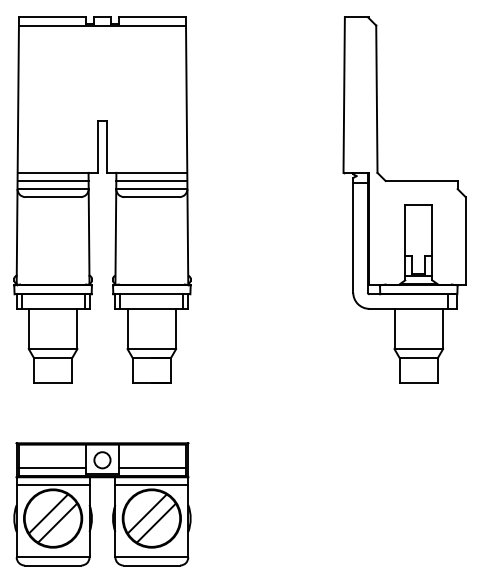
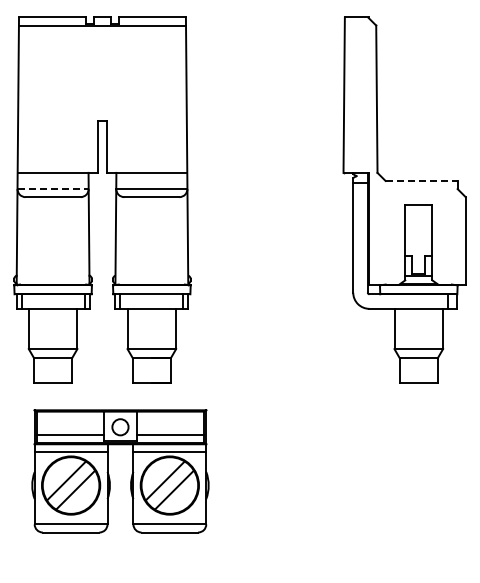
line: present -> none (52, 180)
line: present -> none (151, 180)
line: solid -> dashed (422, 180)
line: solid -> dashed (53, 189)
part position: (91, 507) -> (109, 474) (109, 474)
